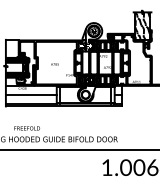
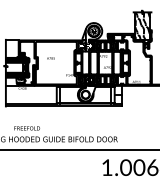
text position: (54, 64) -> (50, 58) (50, 58)
line: present -> none (30, 95)
